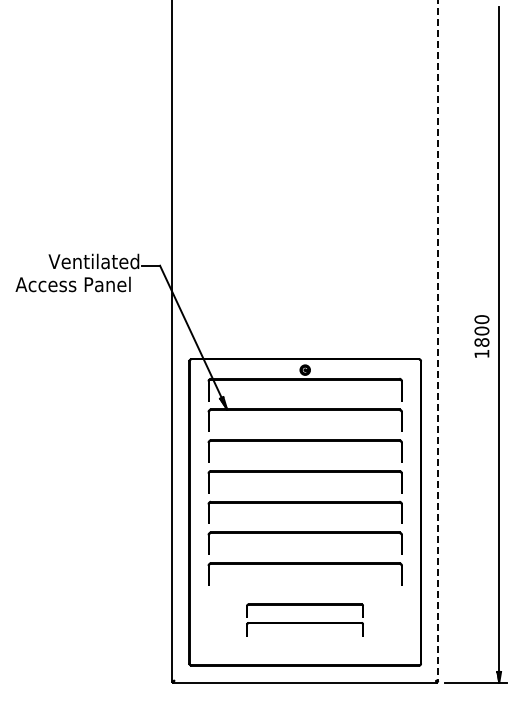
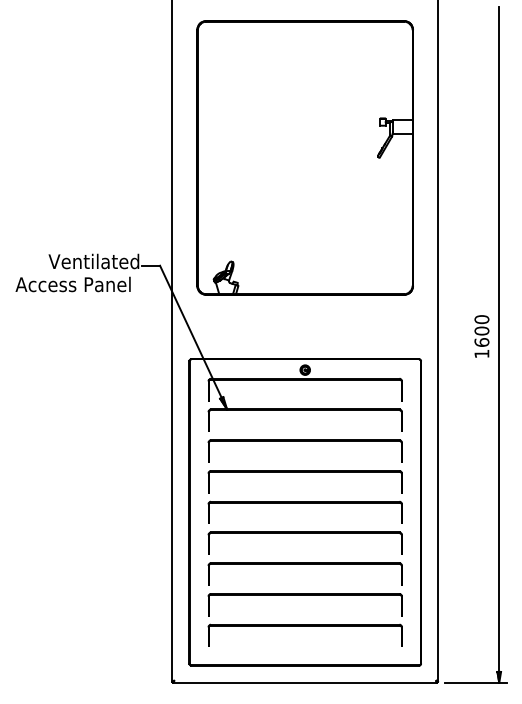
part: none -> present (304, 157)
line: dashed -> solid (438, 341)
text: 1800 -> 1600 (481, 342)
part size: 118x34 px -> 196x54 px (304, 619)
